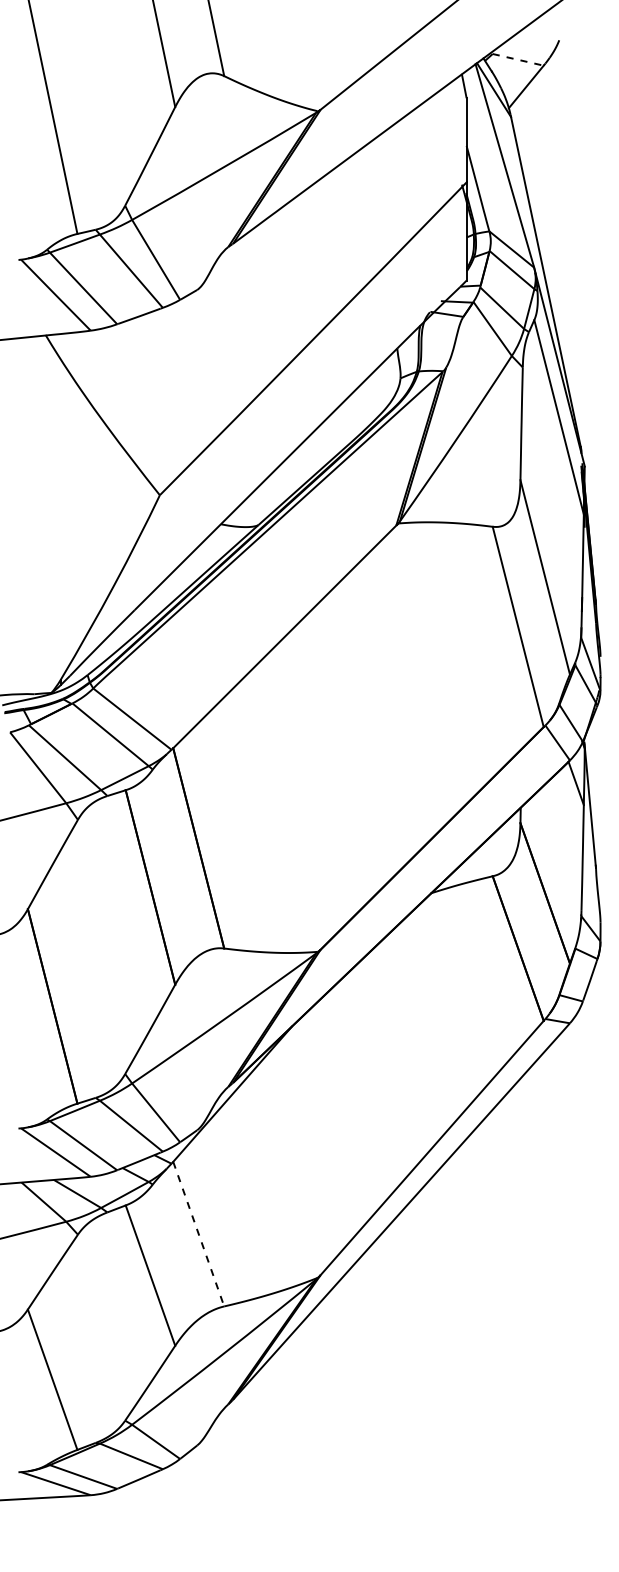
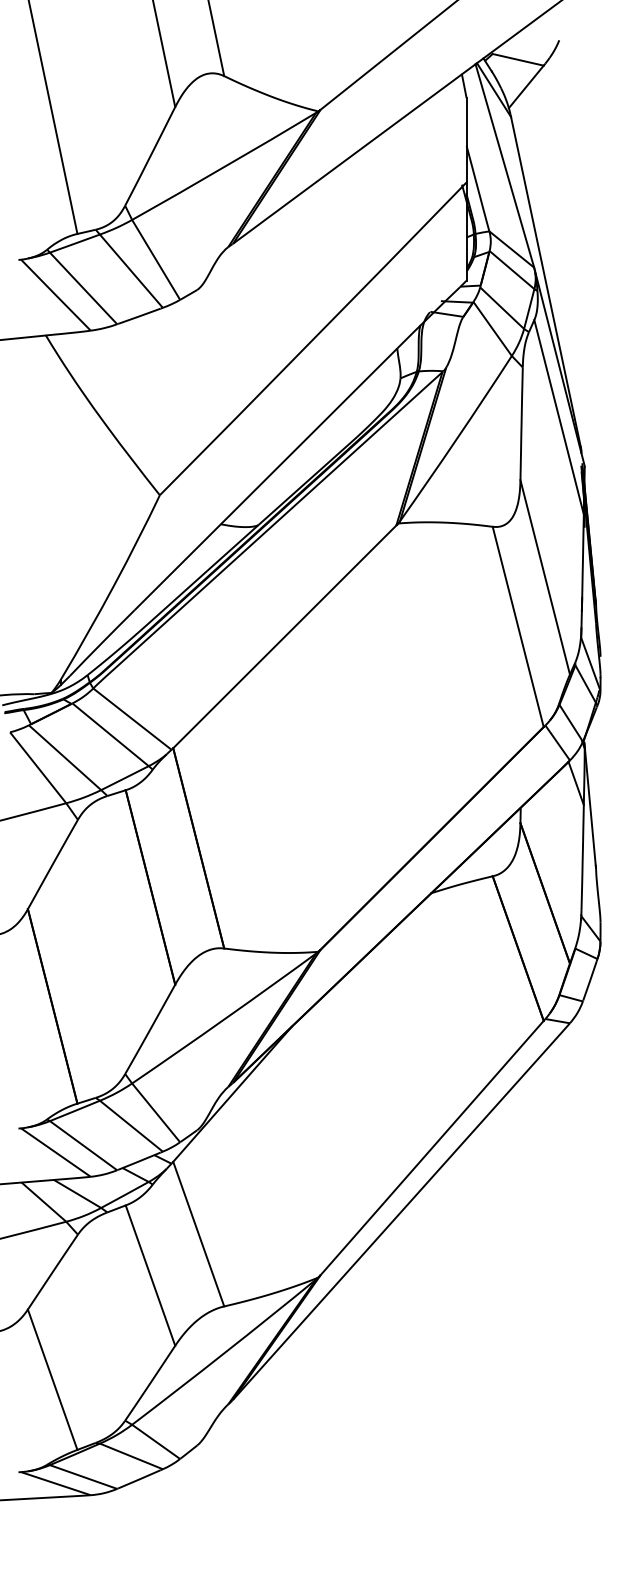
line: dashed -> solid (518, 59)
line: dashed -> solid (198, 1234)
